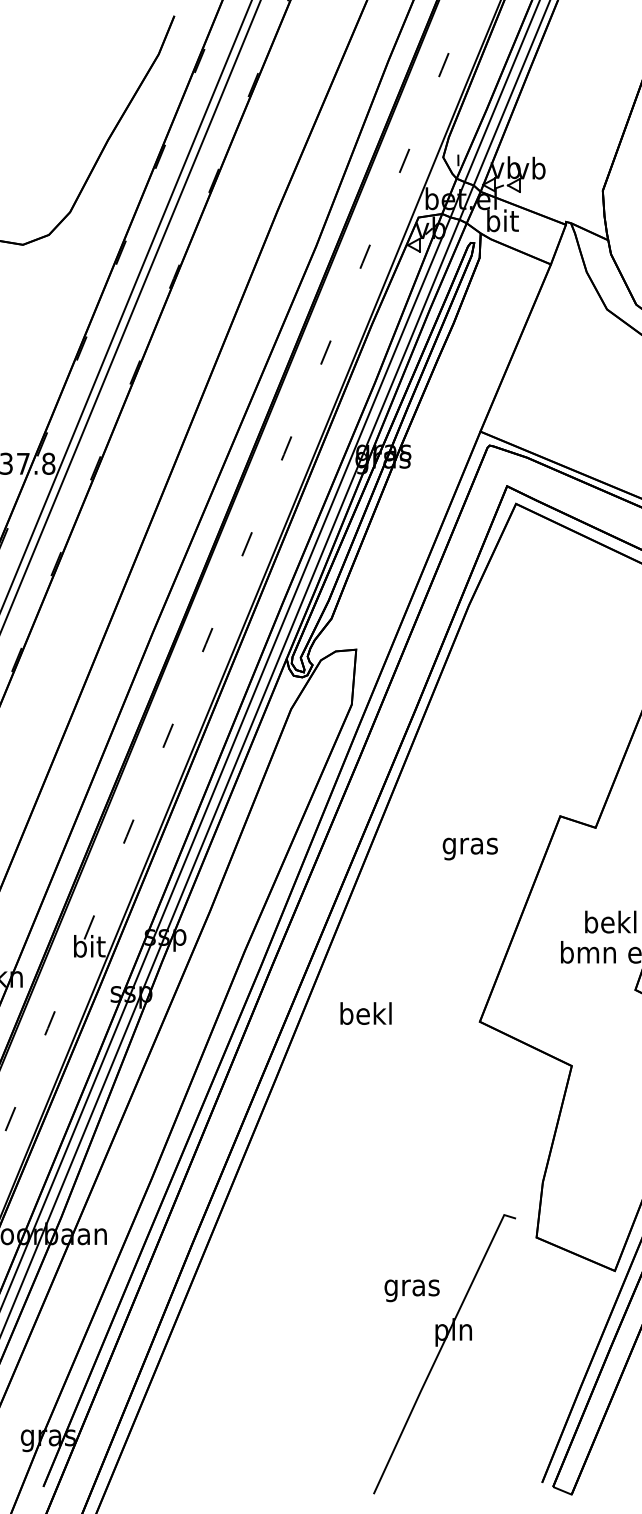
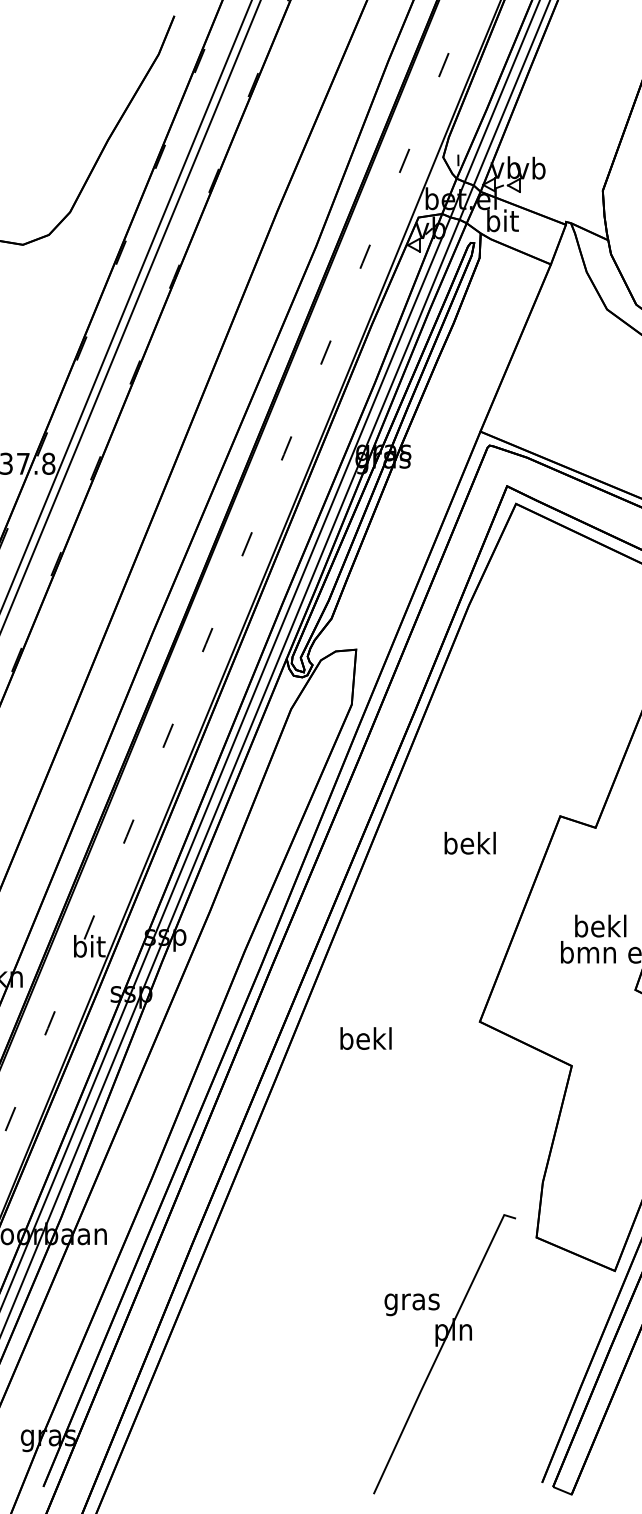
text: gras -> bekl (469, 845)
text position: (610, 921) -> (600, 925) (600, 925)
text position: (365, 1013) -> (365, 1038) (365, 1038)
text position: (411, 1290) -> (411, 1304) (411, 1304)
